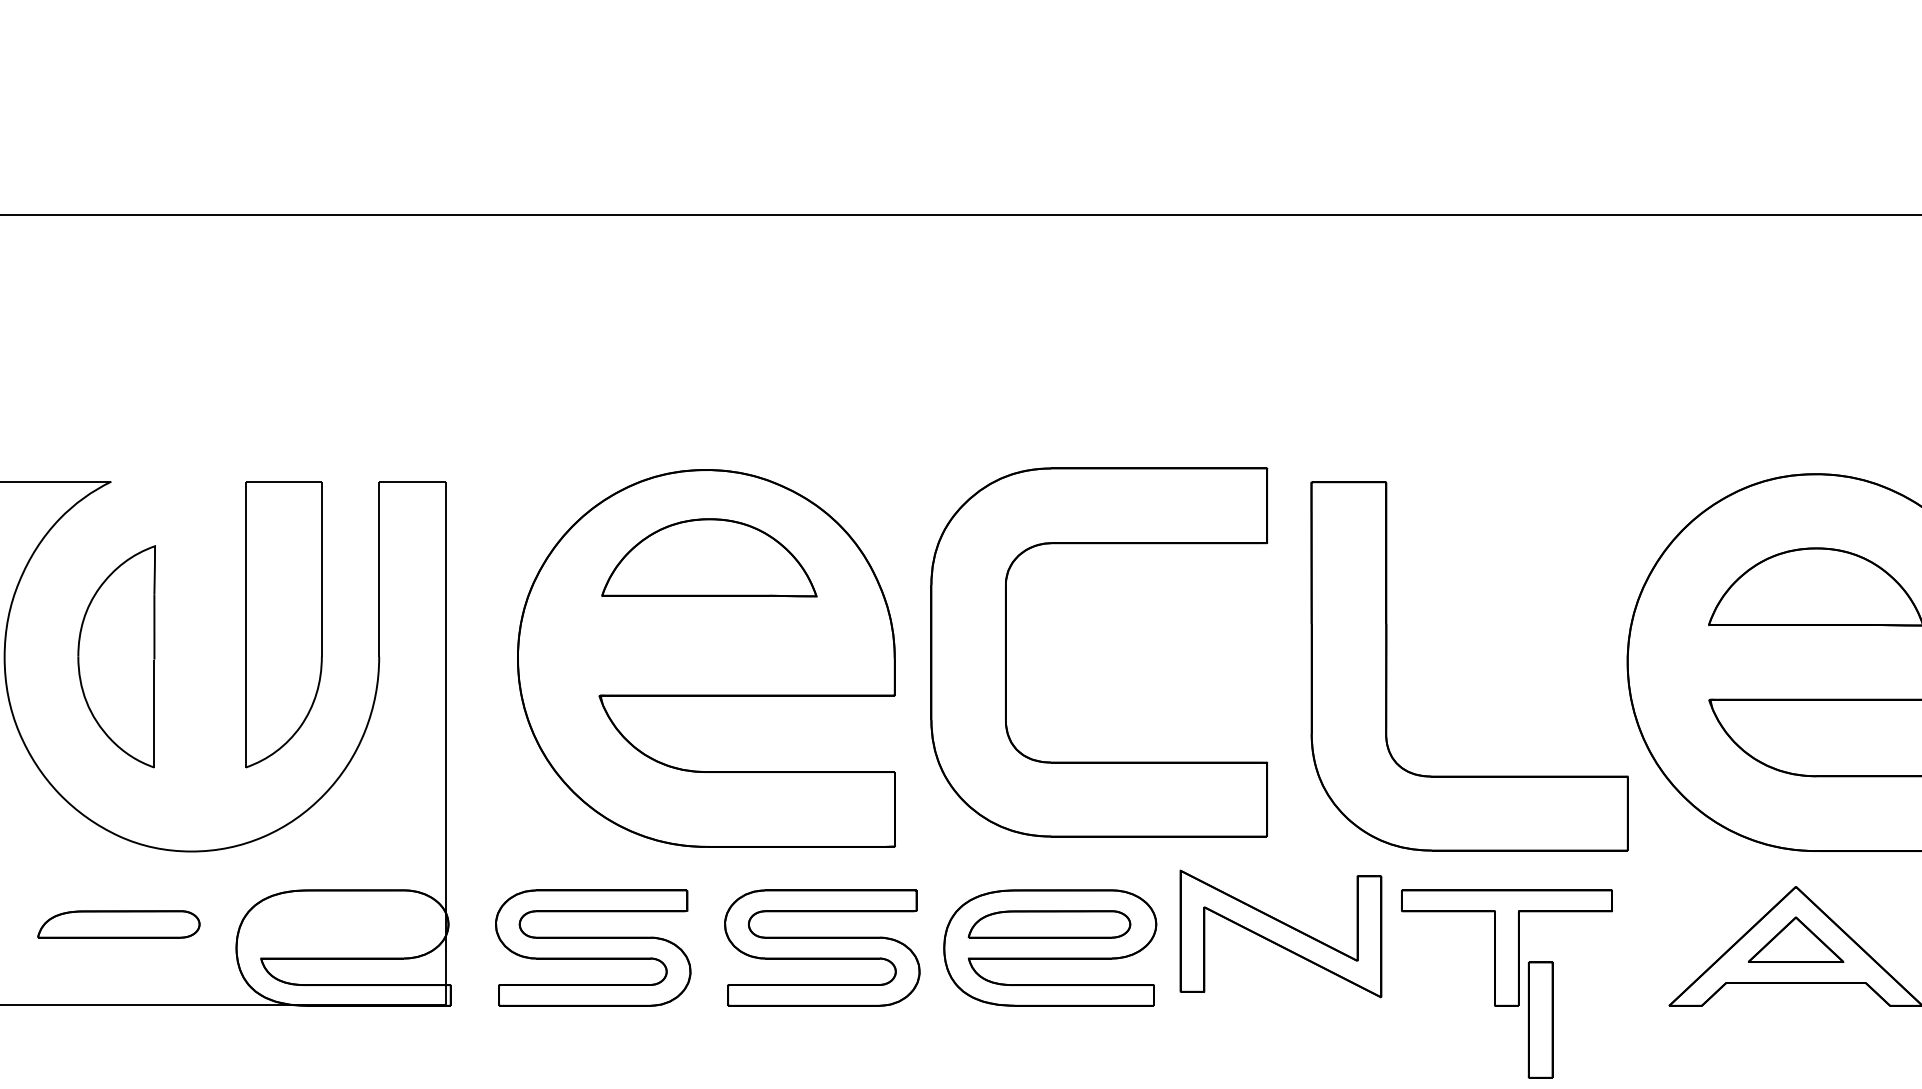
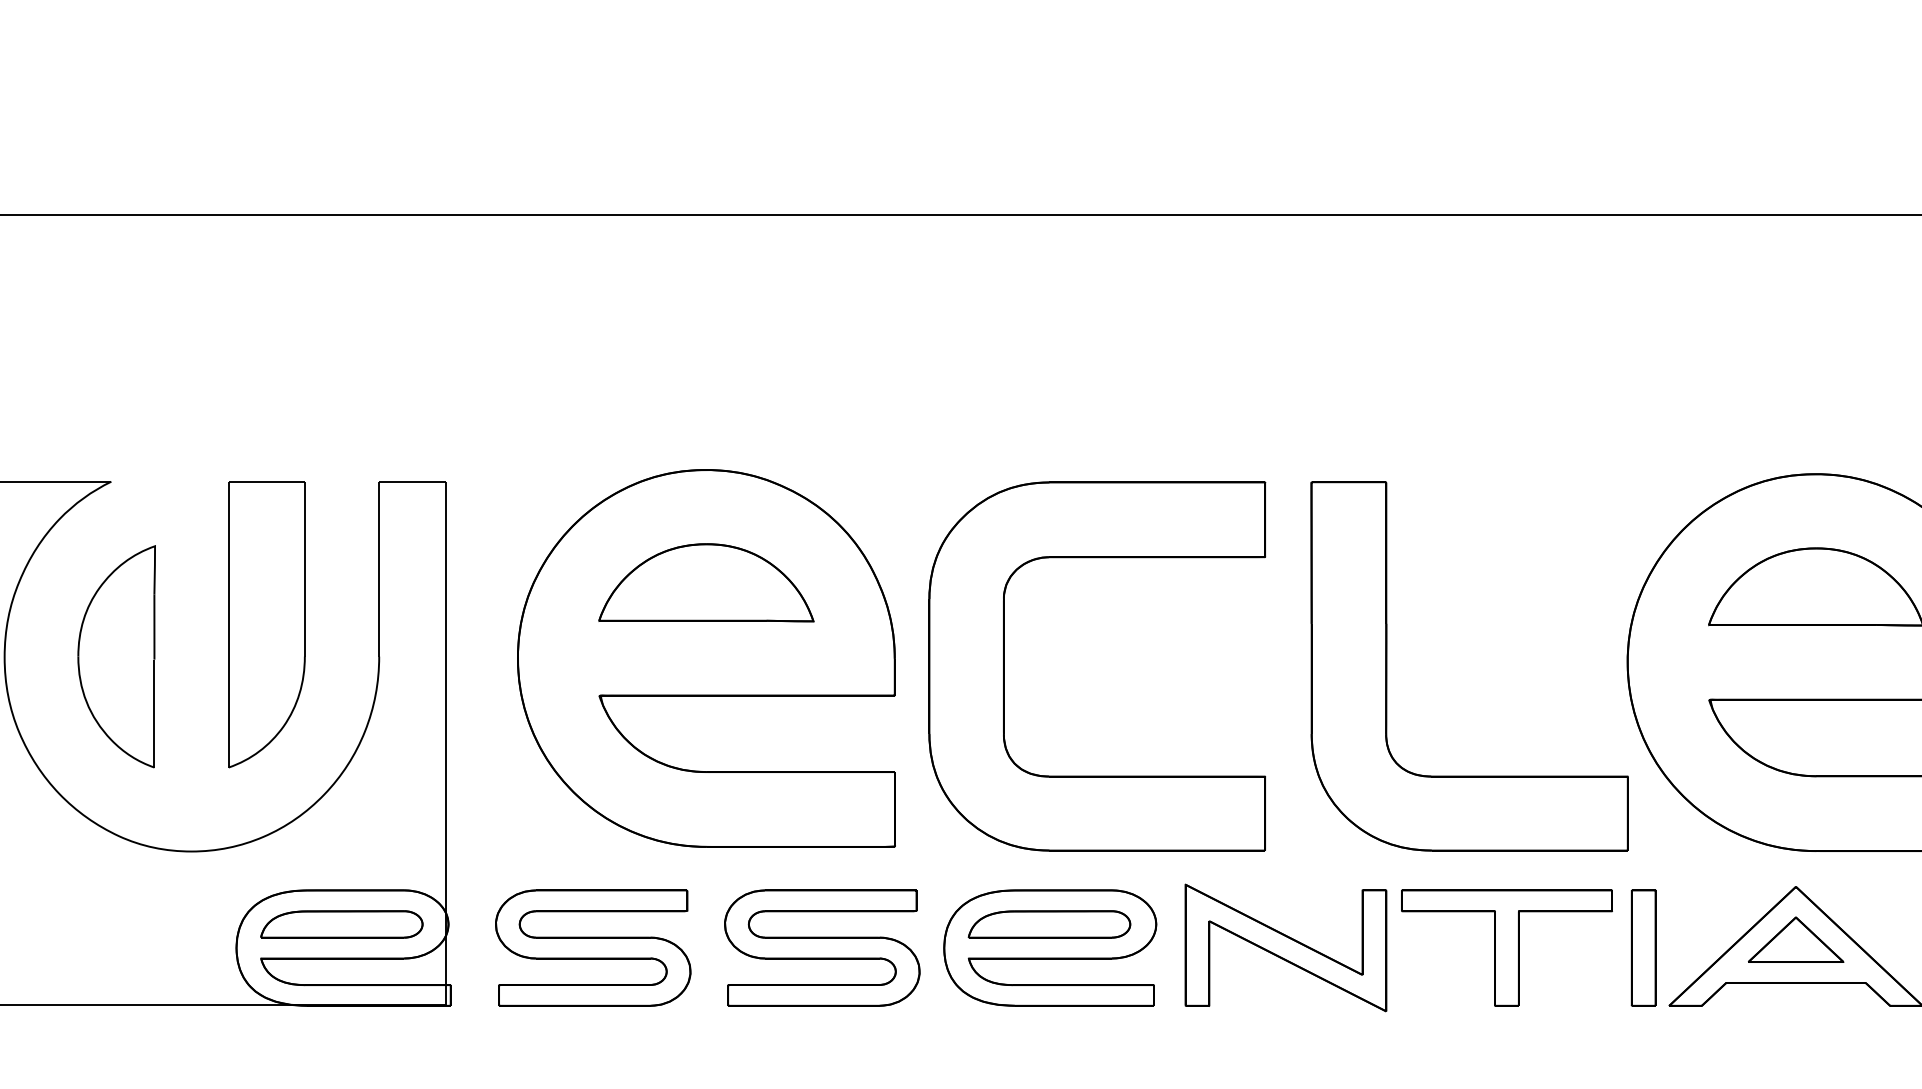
part position: (709, 557) -> (706, 582) (706, 582)
part position: (283, 624) -> (266, 624) (266, 624)
part position: (1006, 652) -> (1004, 666) (1004, 666)
part position: (118, 924) -> (341, 924) (341, 924)
part position: (1280, 933) -> (1285, 947) (1285, 947)
part position: (1540, 1019) -> (1643, 947) (1643, 947)
